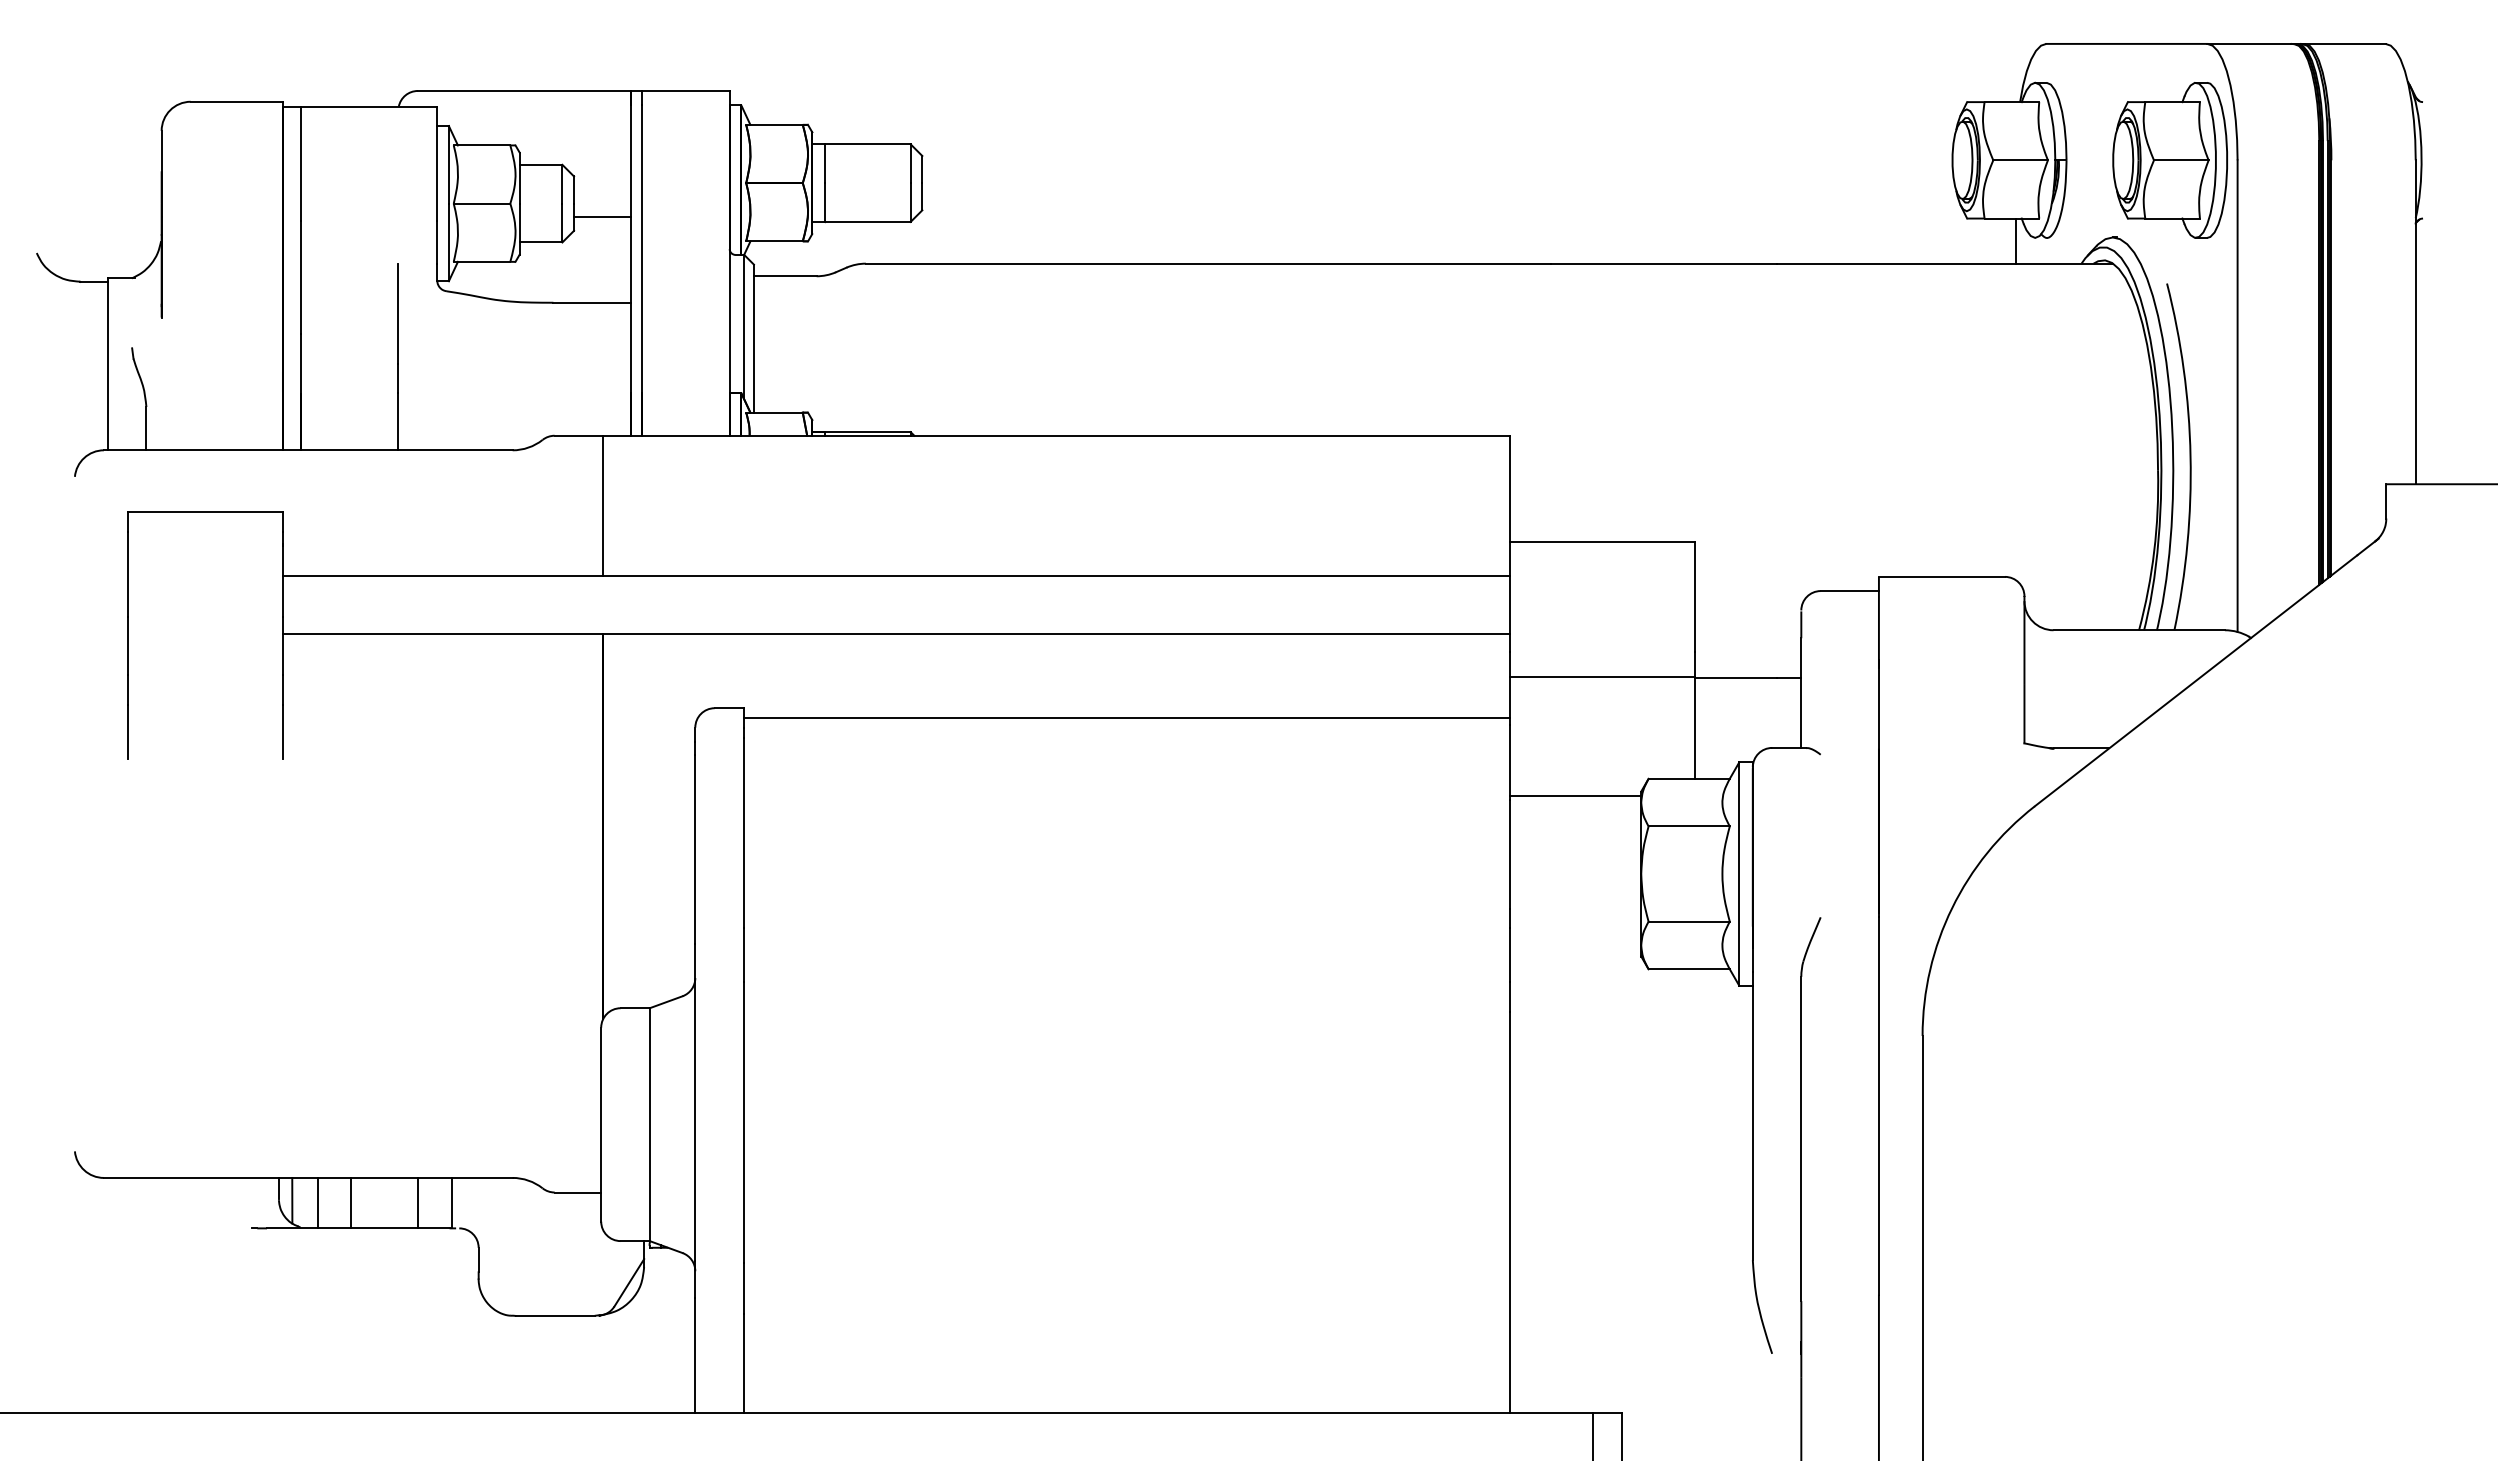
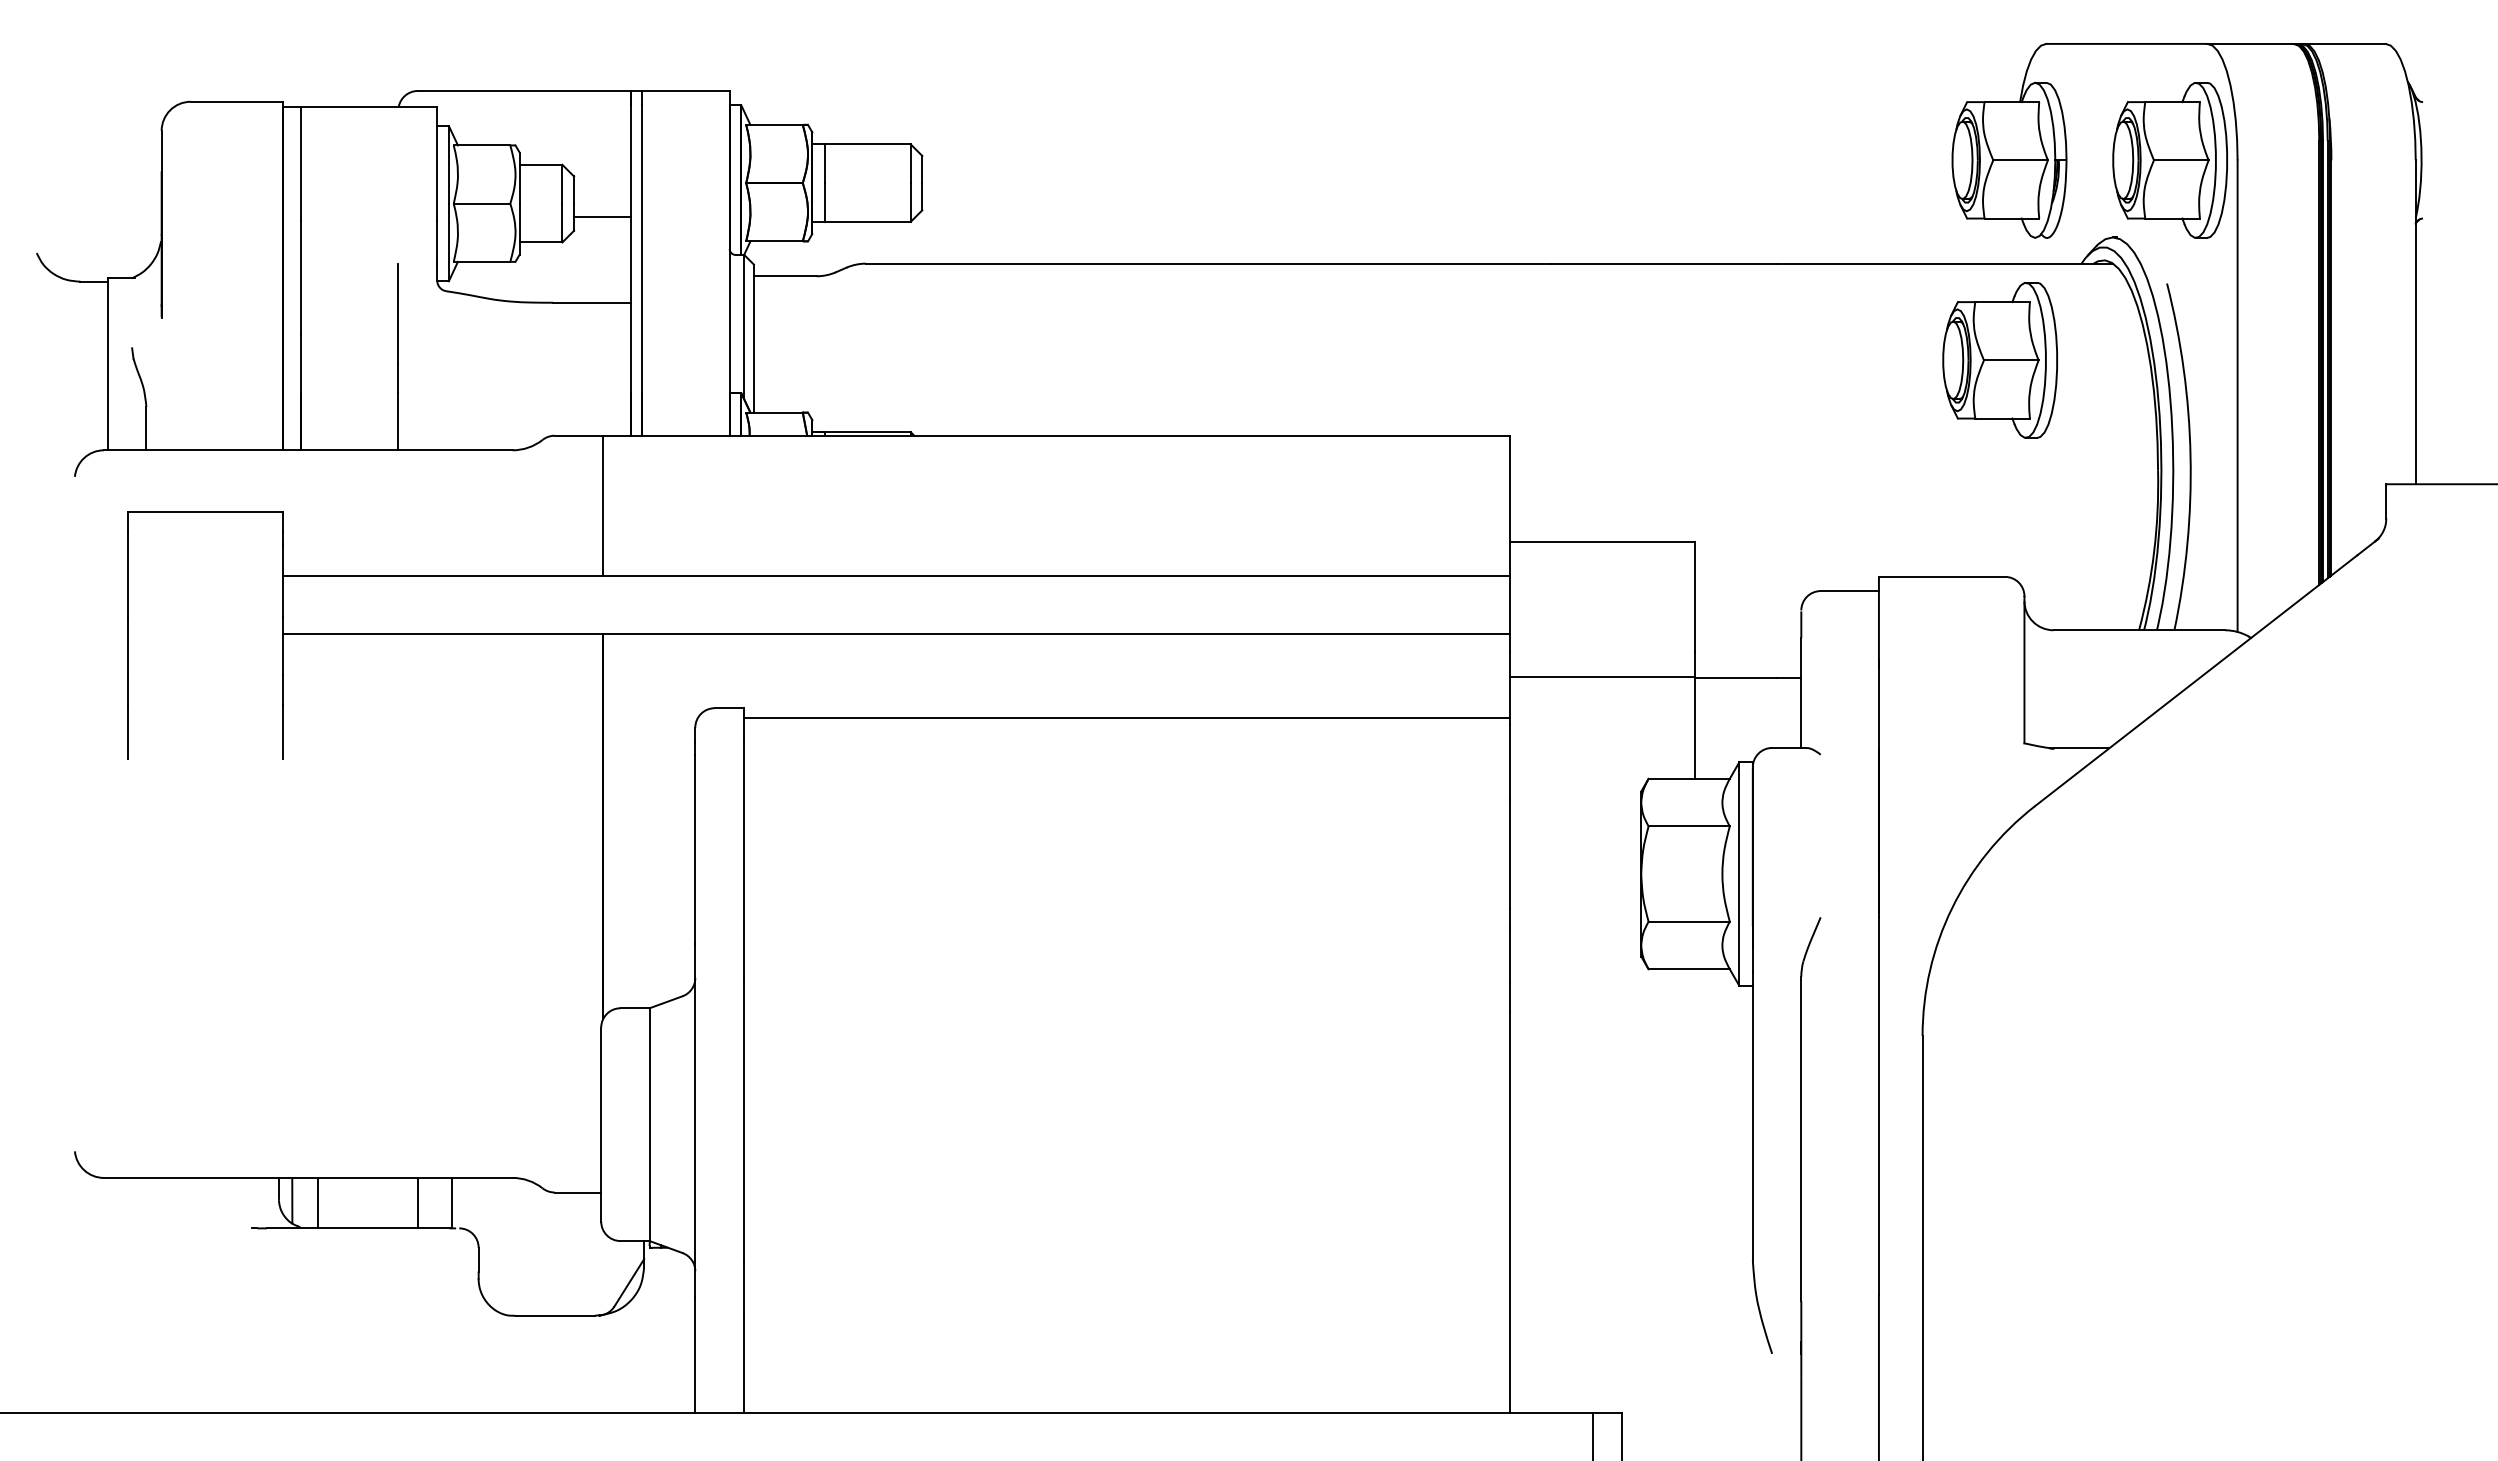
line: present -> none (2016, 240)
part: none -> present (1999, 360)
line: present -> none (1575, 796)
line: present -> none (351, 1202)
